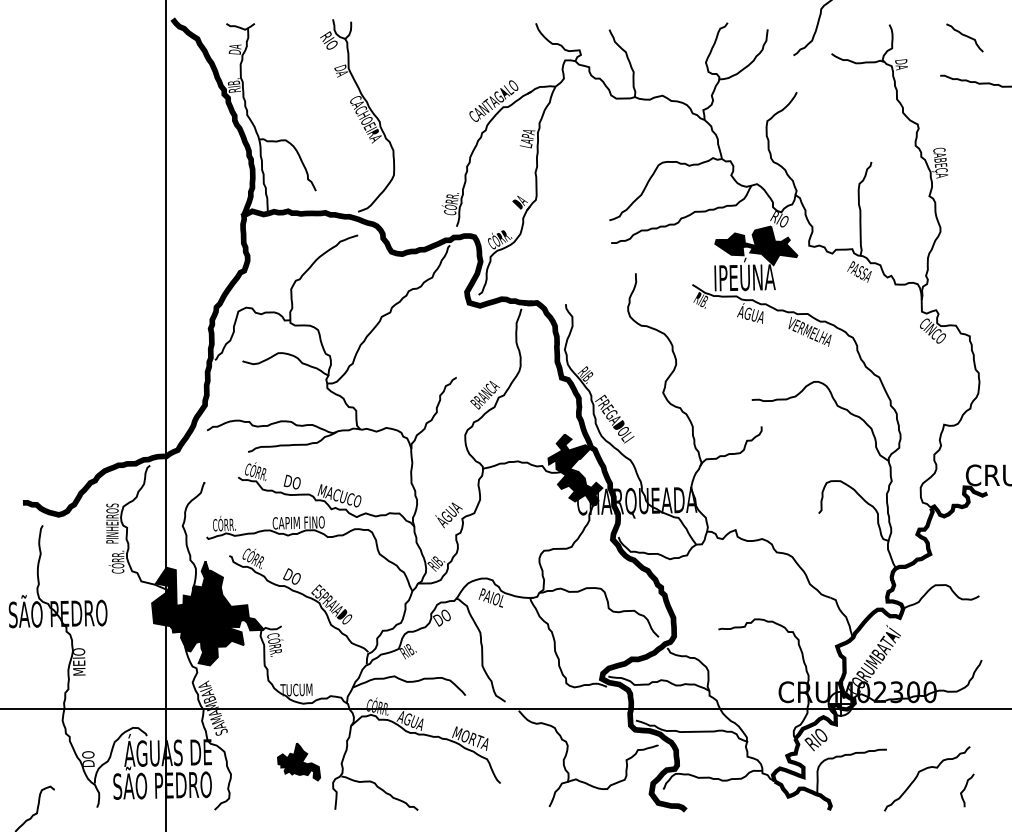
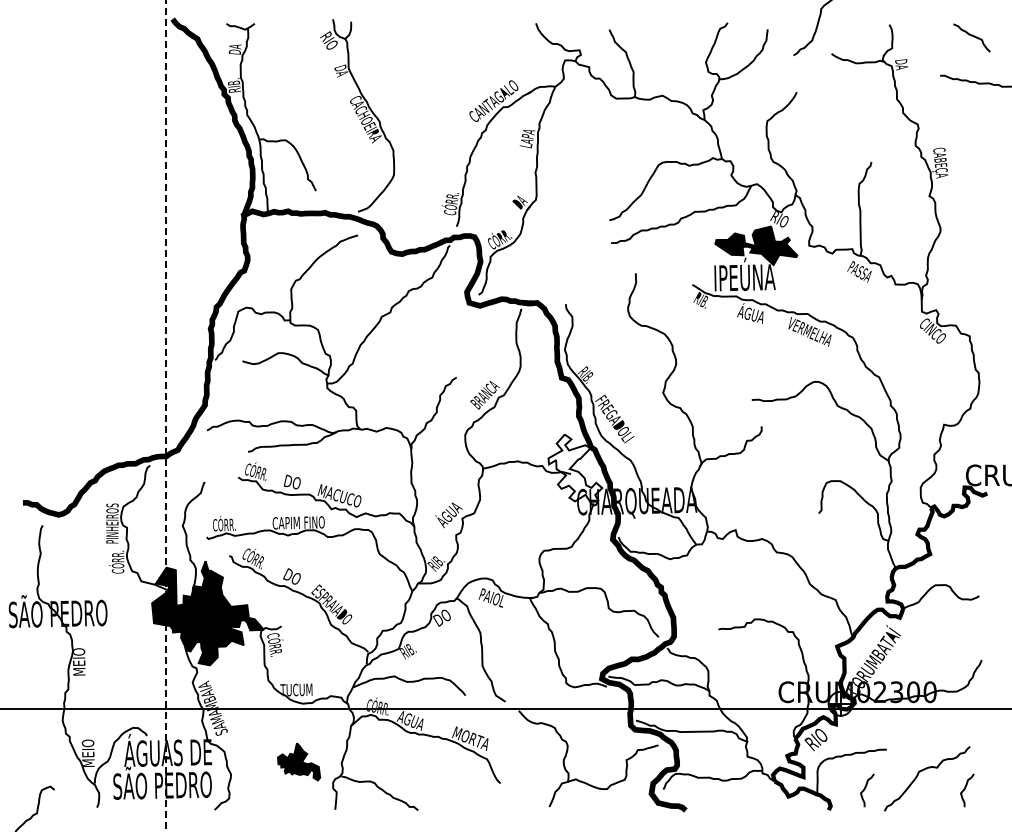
curve position: (964, 36) -> (971, 36) (971, 36)
line: solid -> dashed (165, 415)
fill: present -> none (575, 469)
text: DO -> MEIO (87, 752)
curve: none -> present (865, 789)
